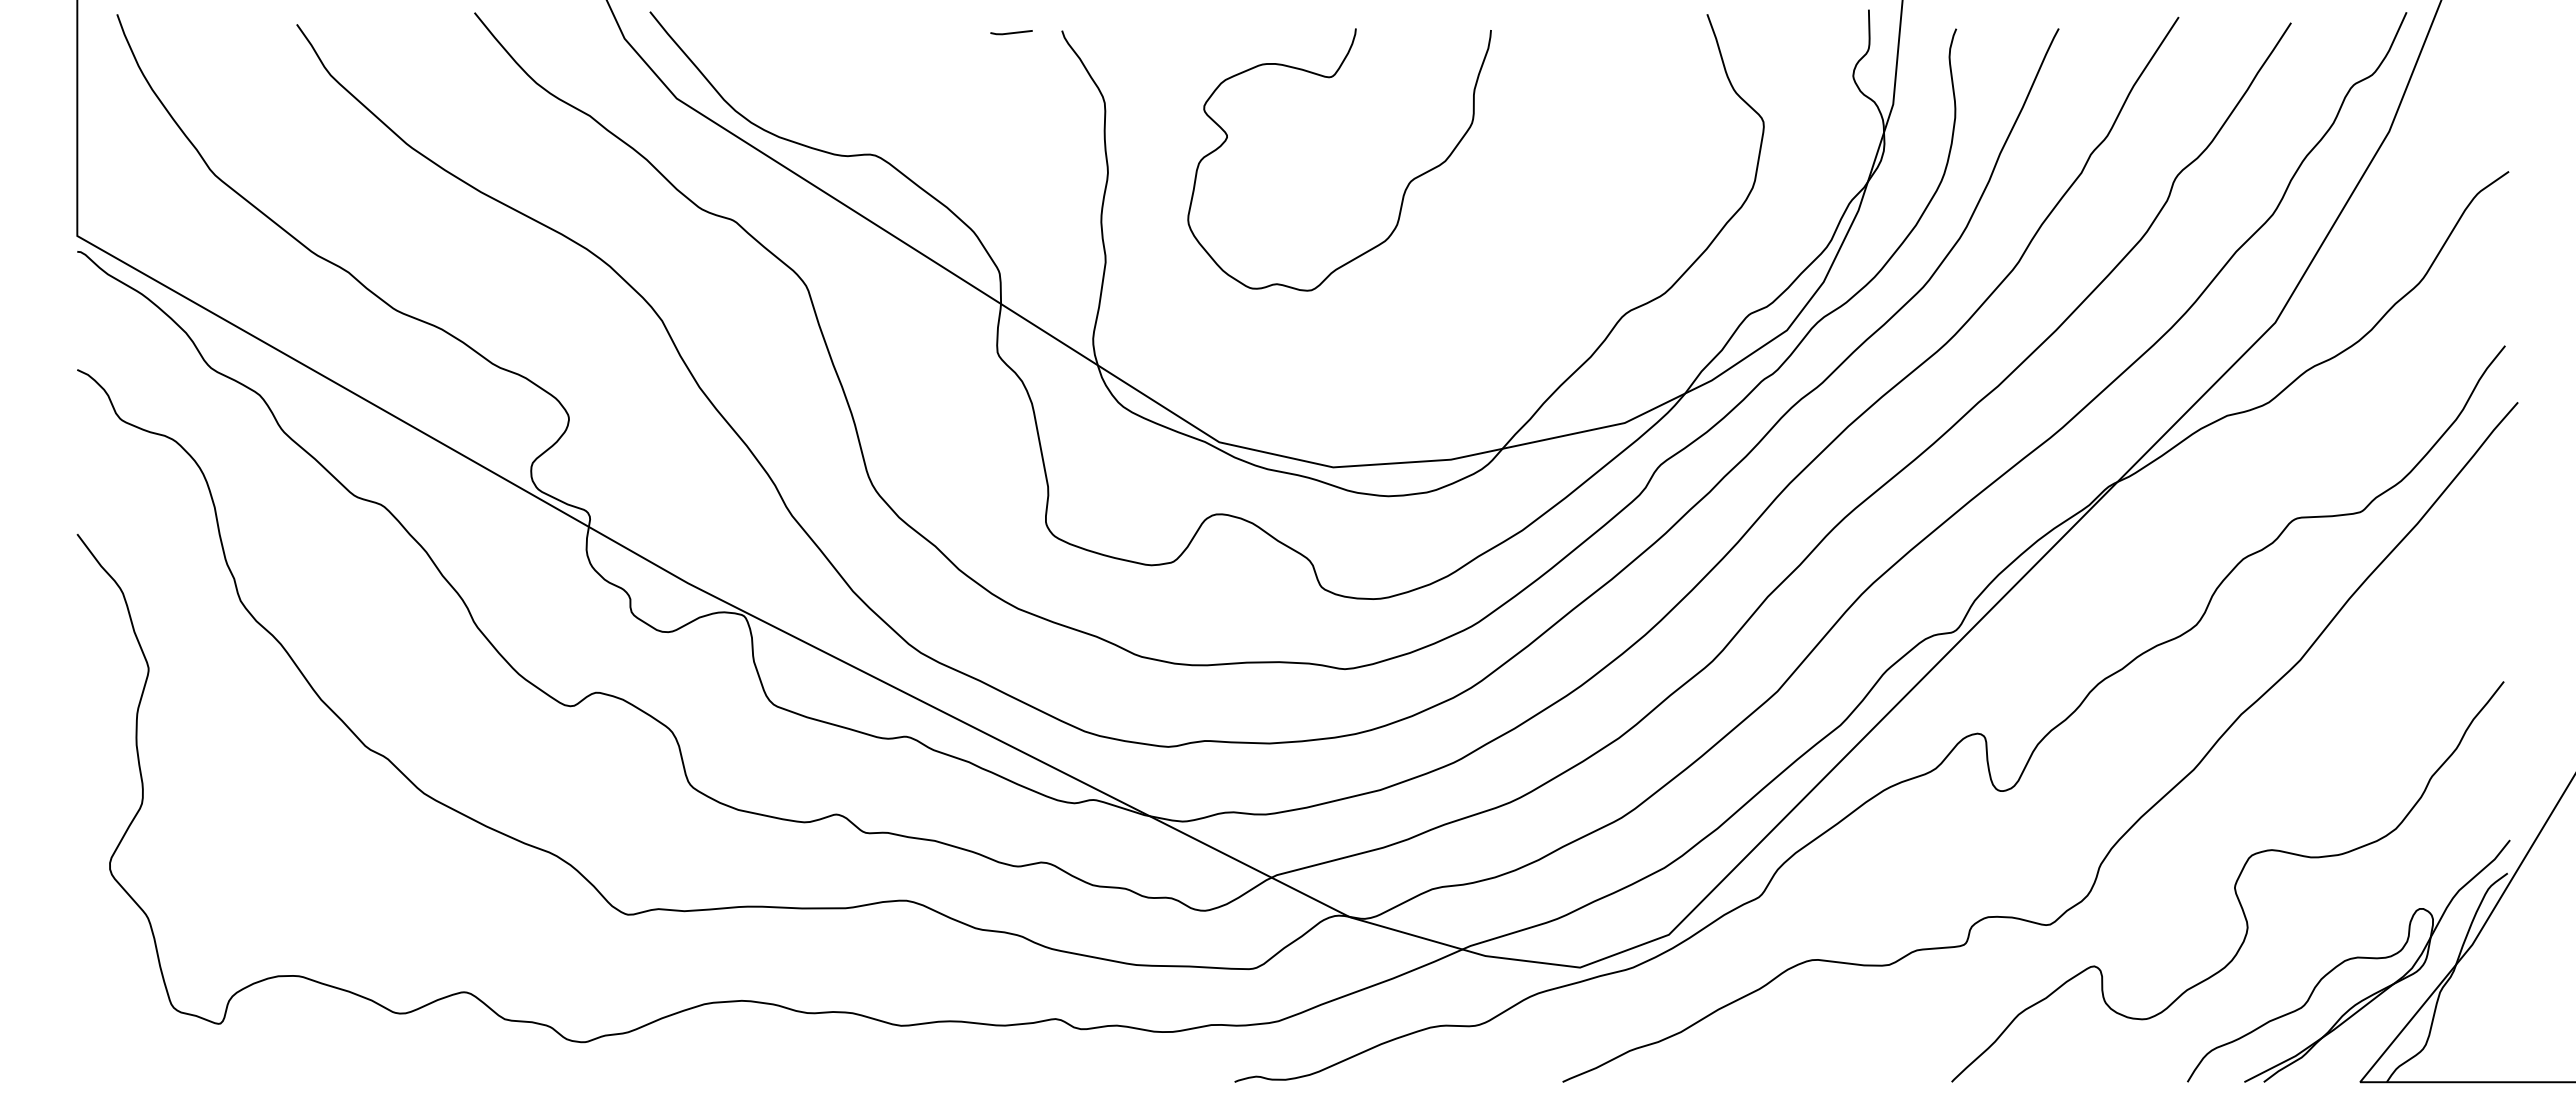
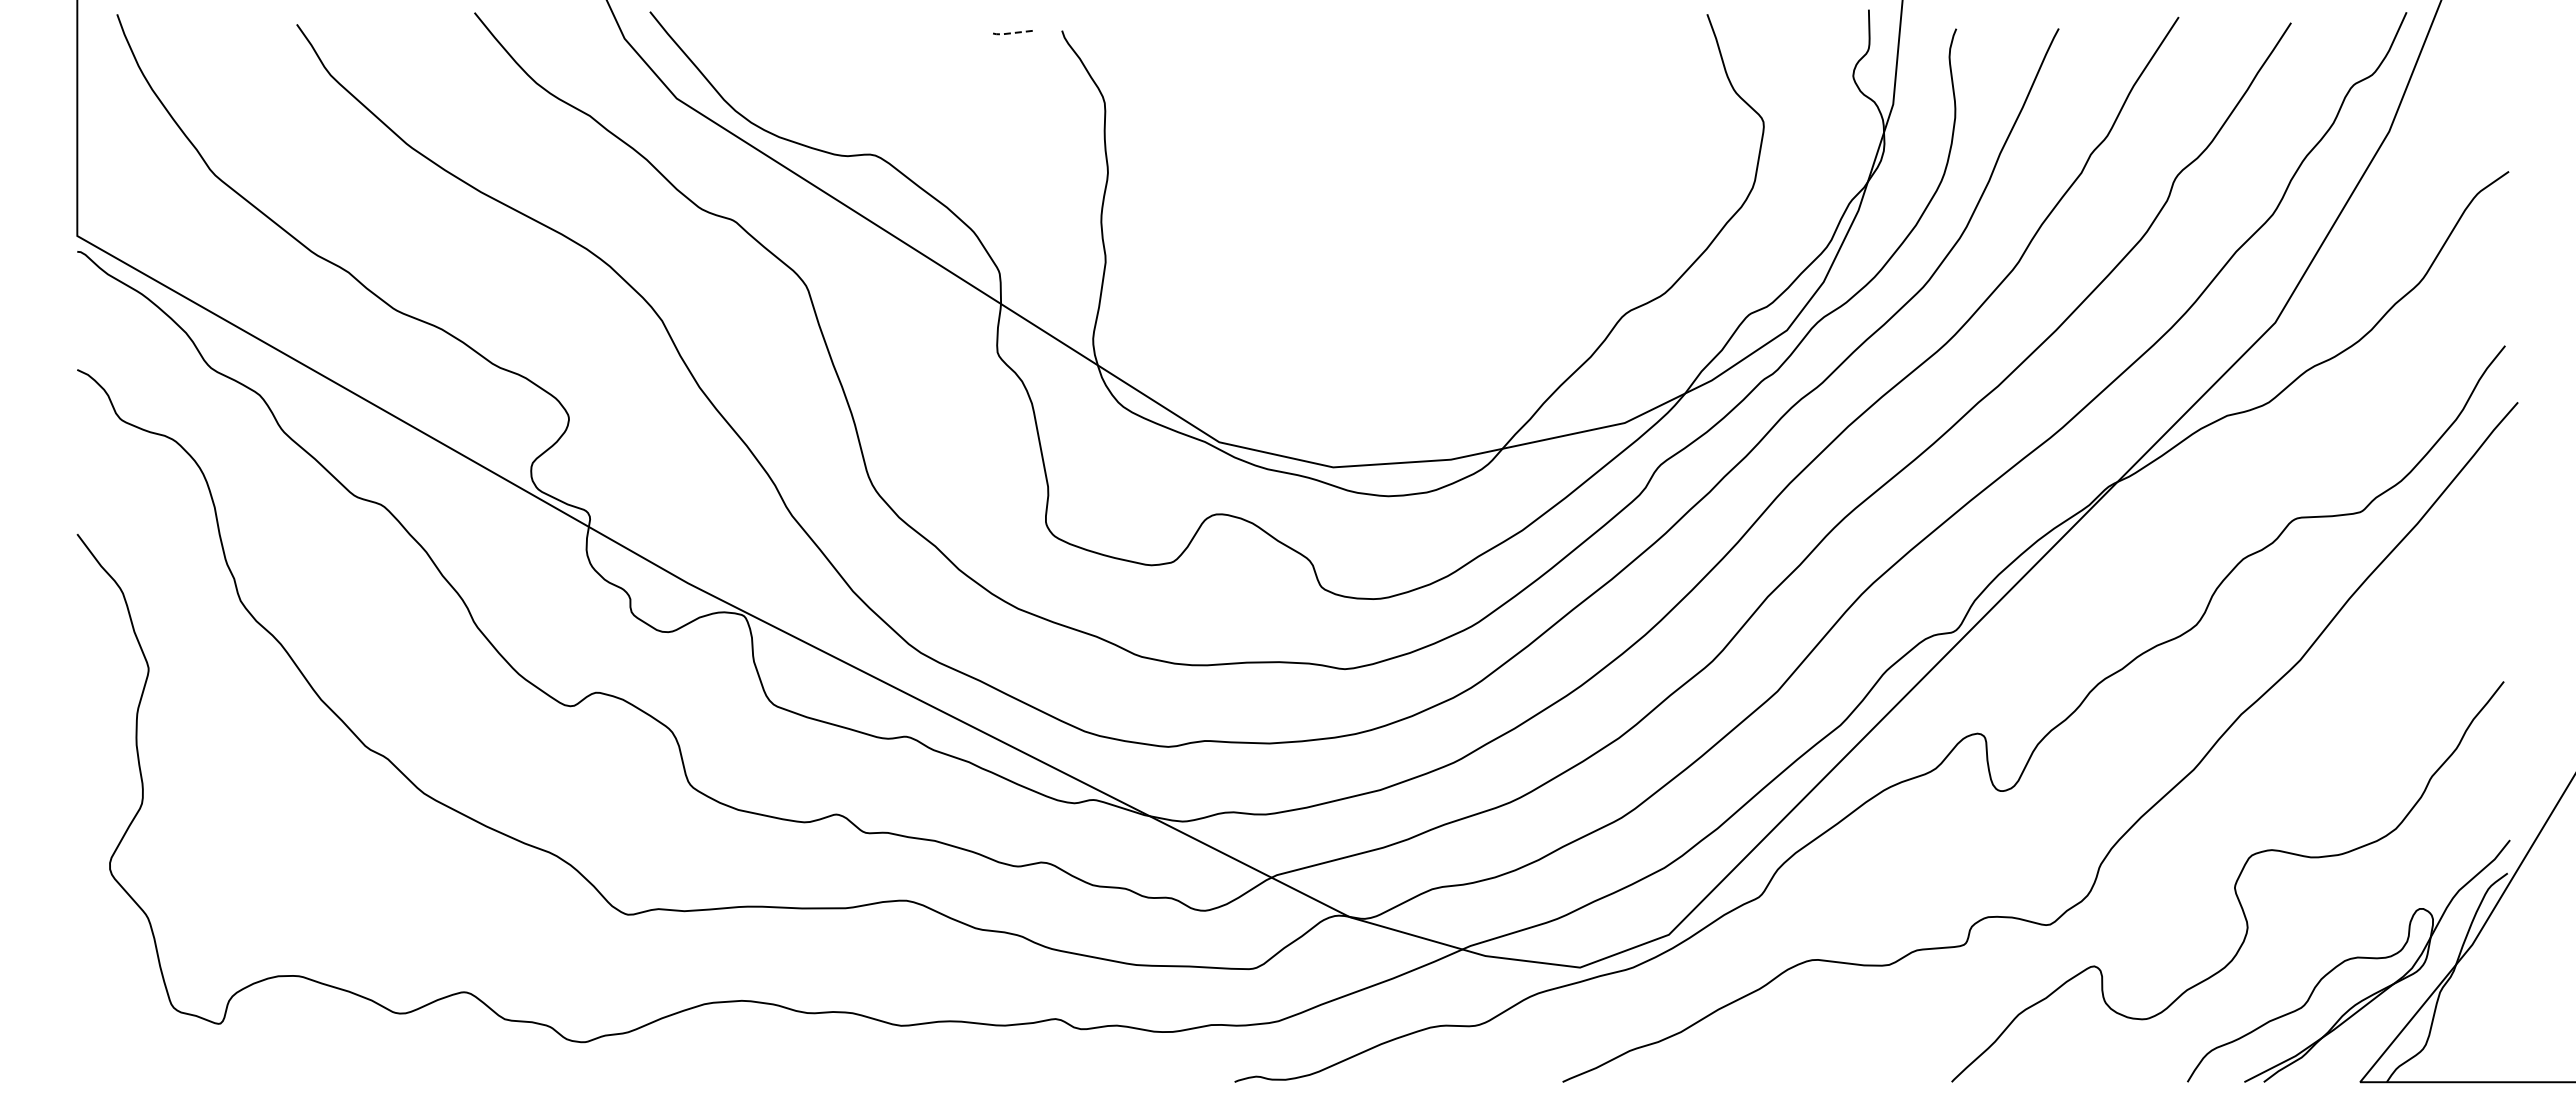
line: solid -> dashed (1010, 33)
curve: present -> none (1403, 192)
